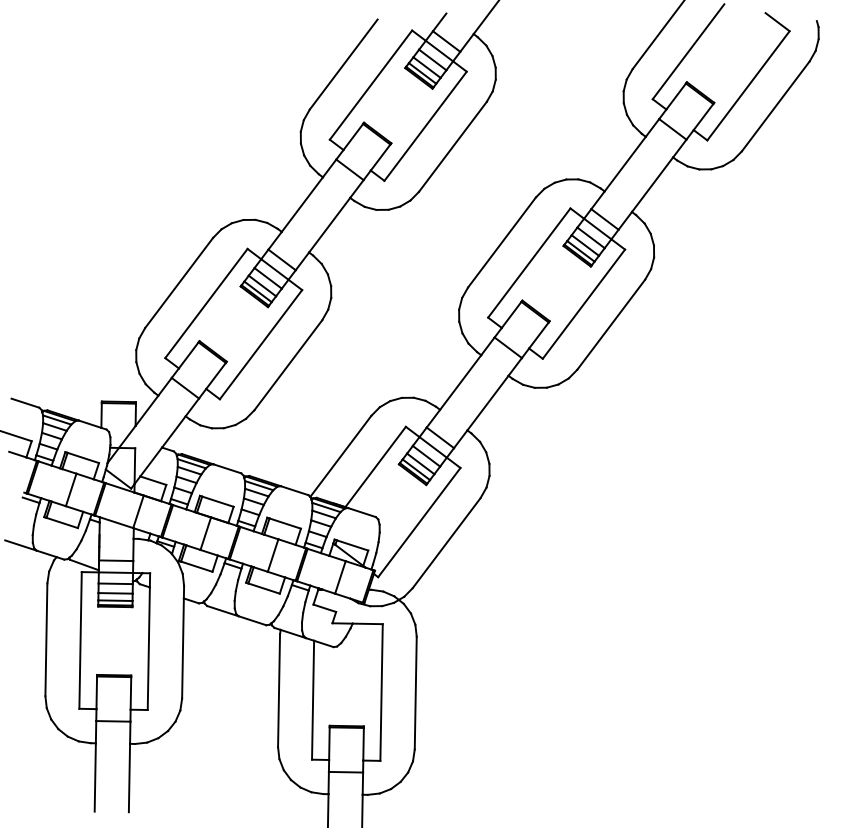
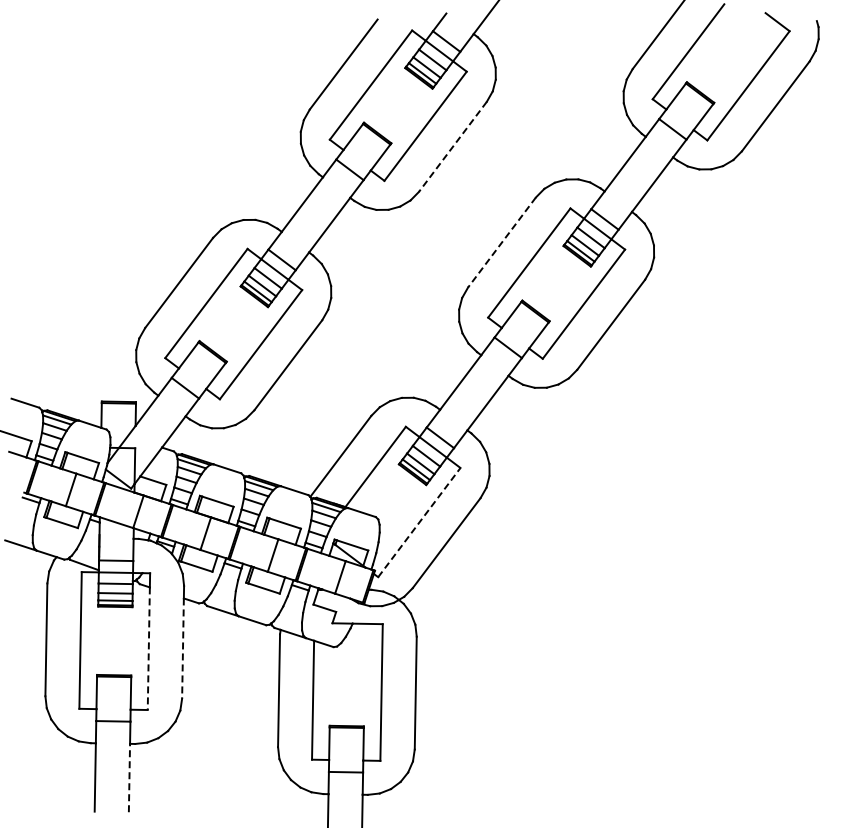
line: solid -> dashed (452, 147)
line: solid -> dashed (501, 242)
line: solid -> dashed (419, 522)
line: solid -> dashed (148, 649)
line: solid -> dashed (183, 649)
line: solid -> dashed (129, 777)
